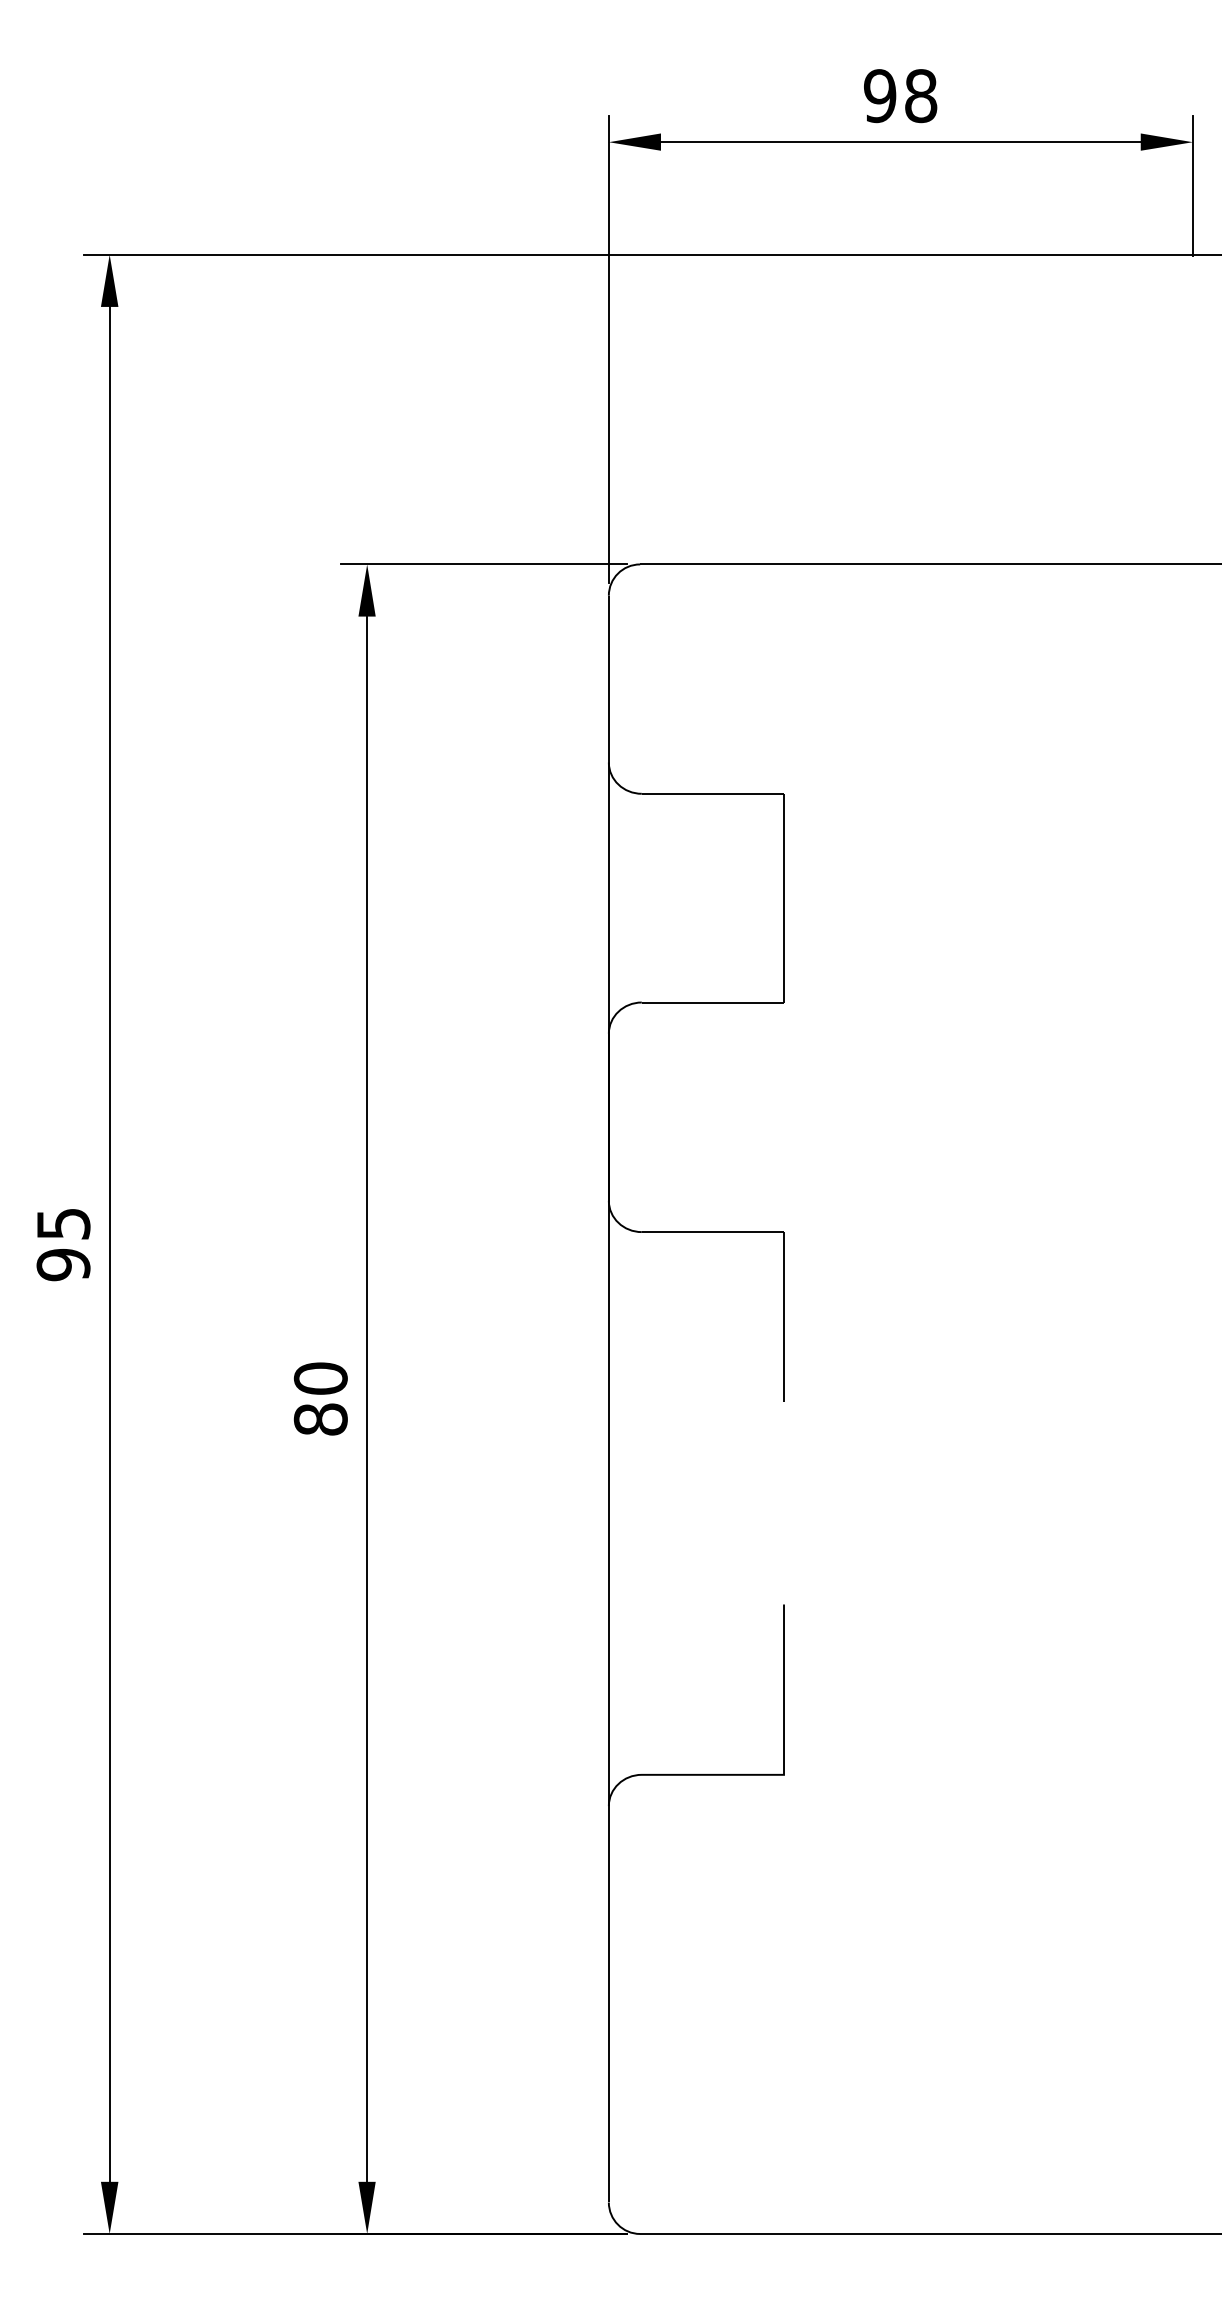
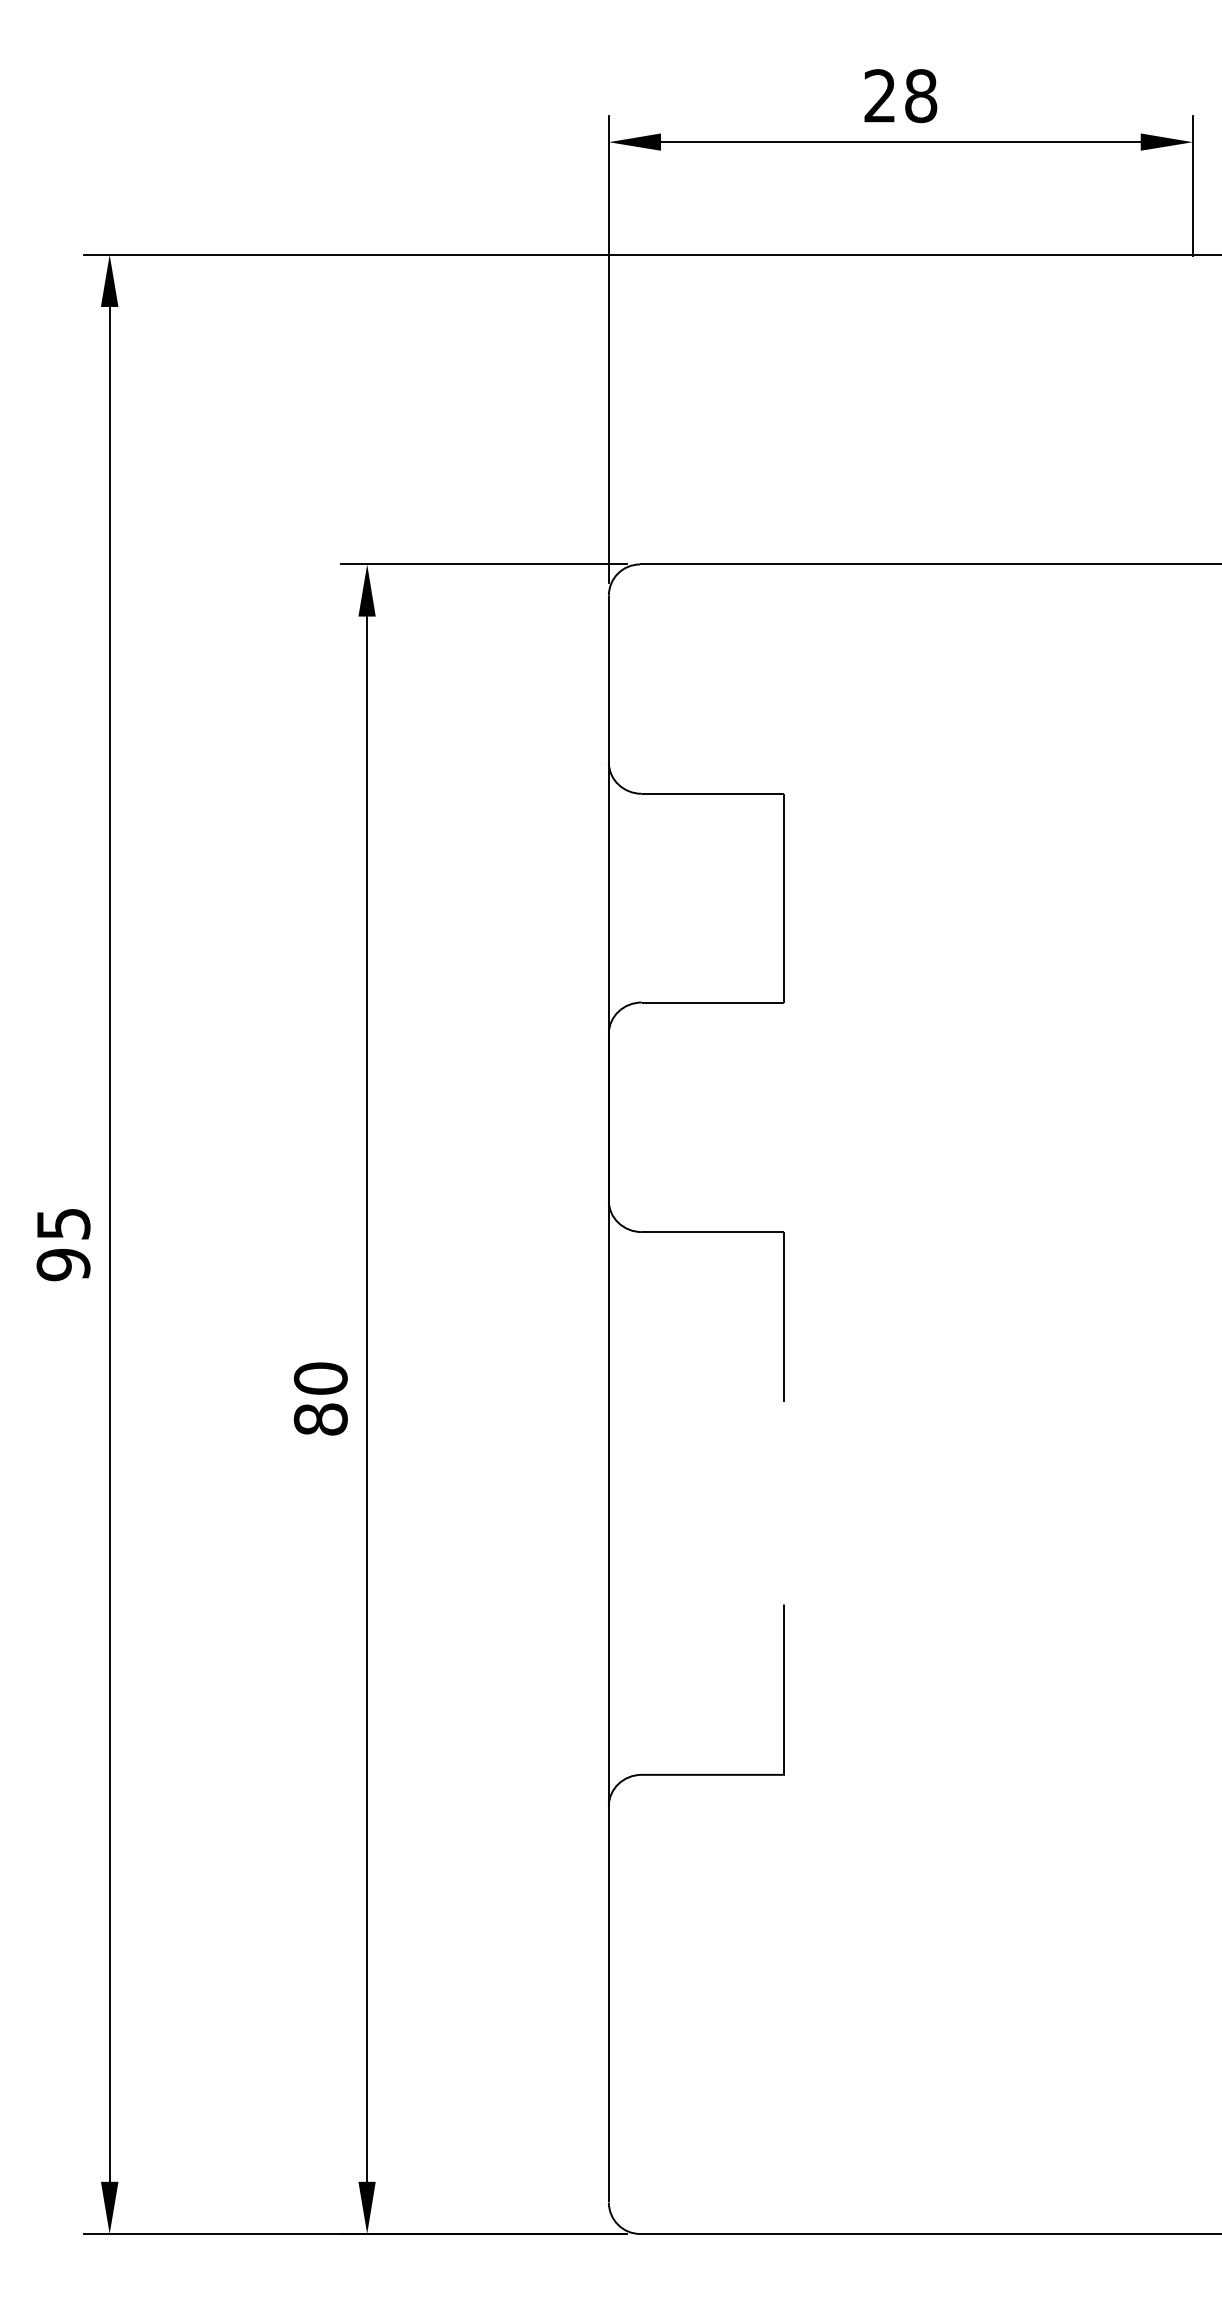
text: 98 -> 28 (880, 96)
